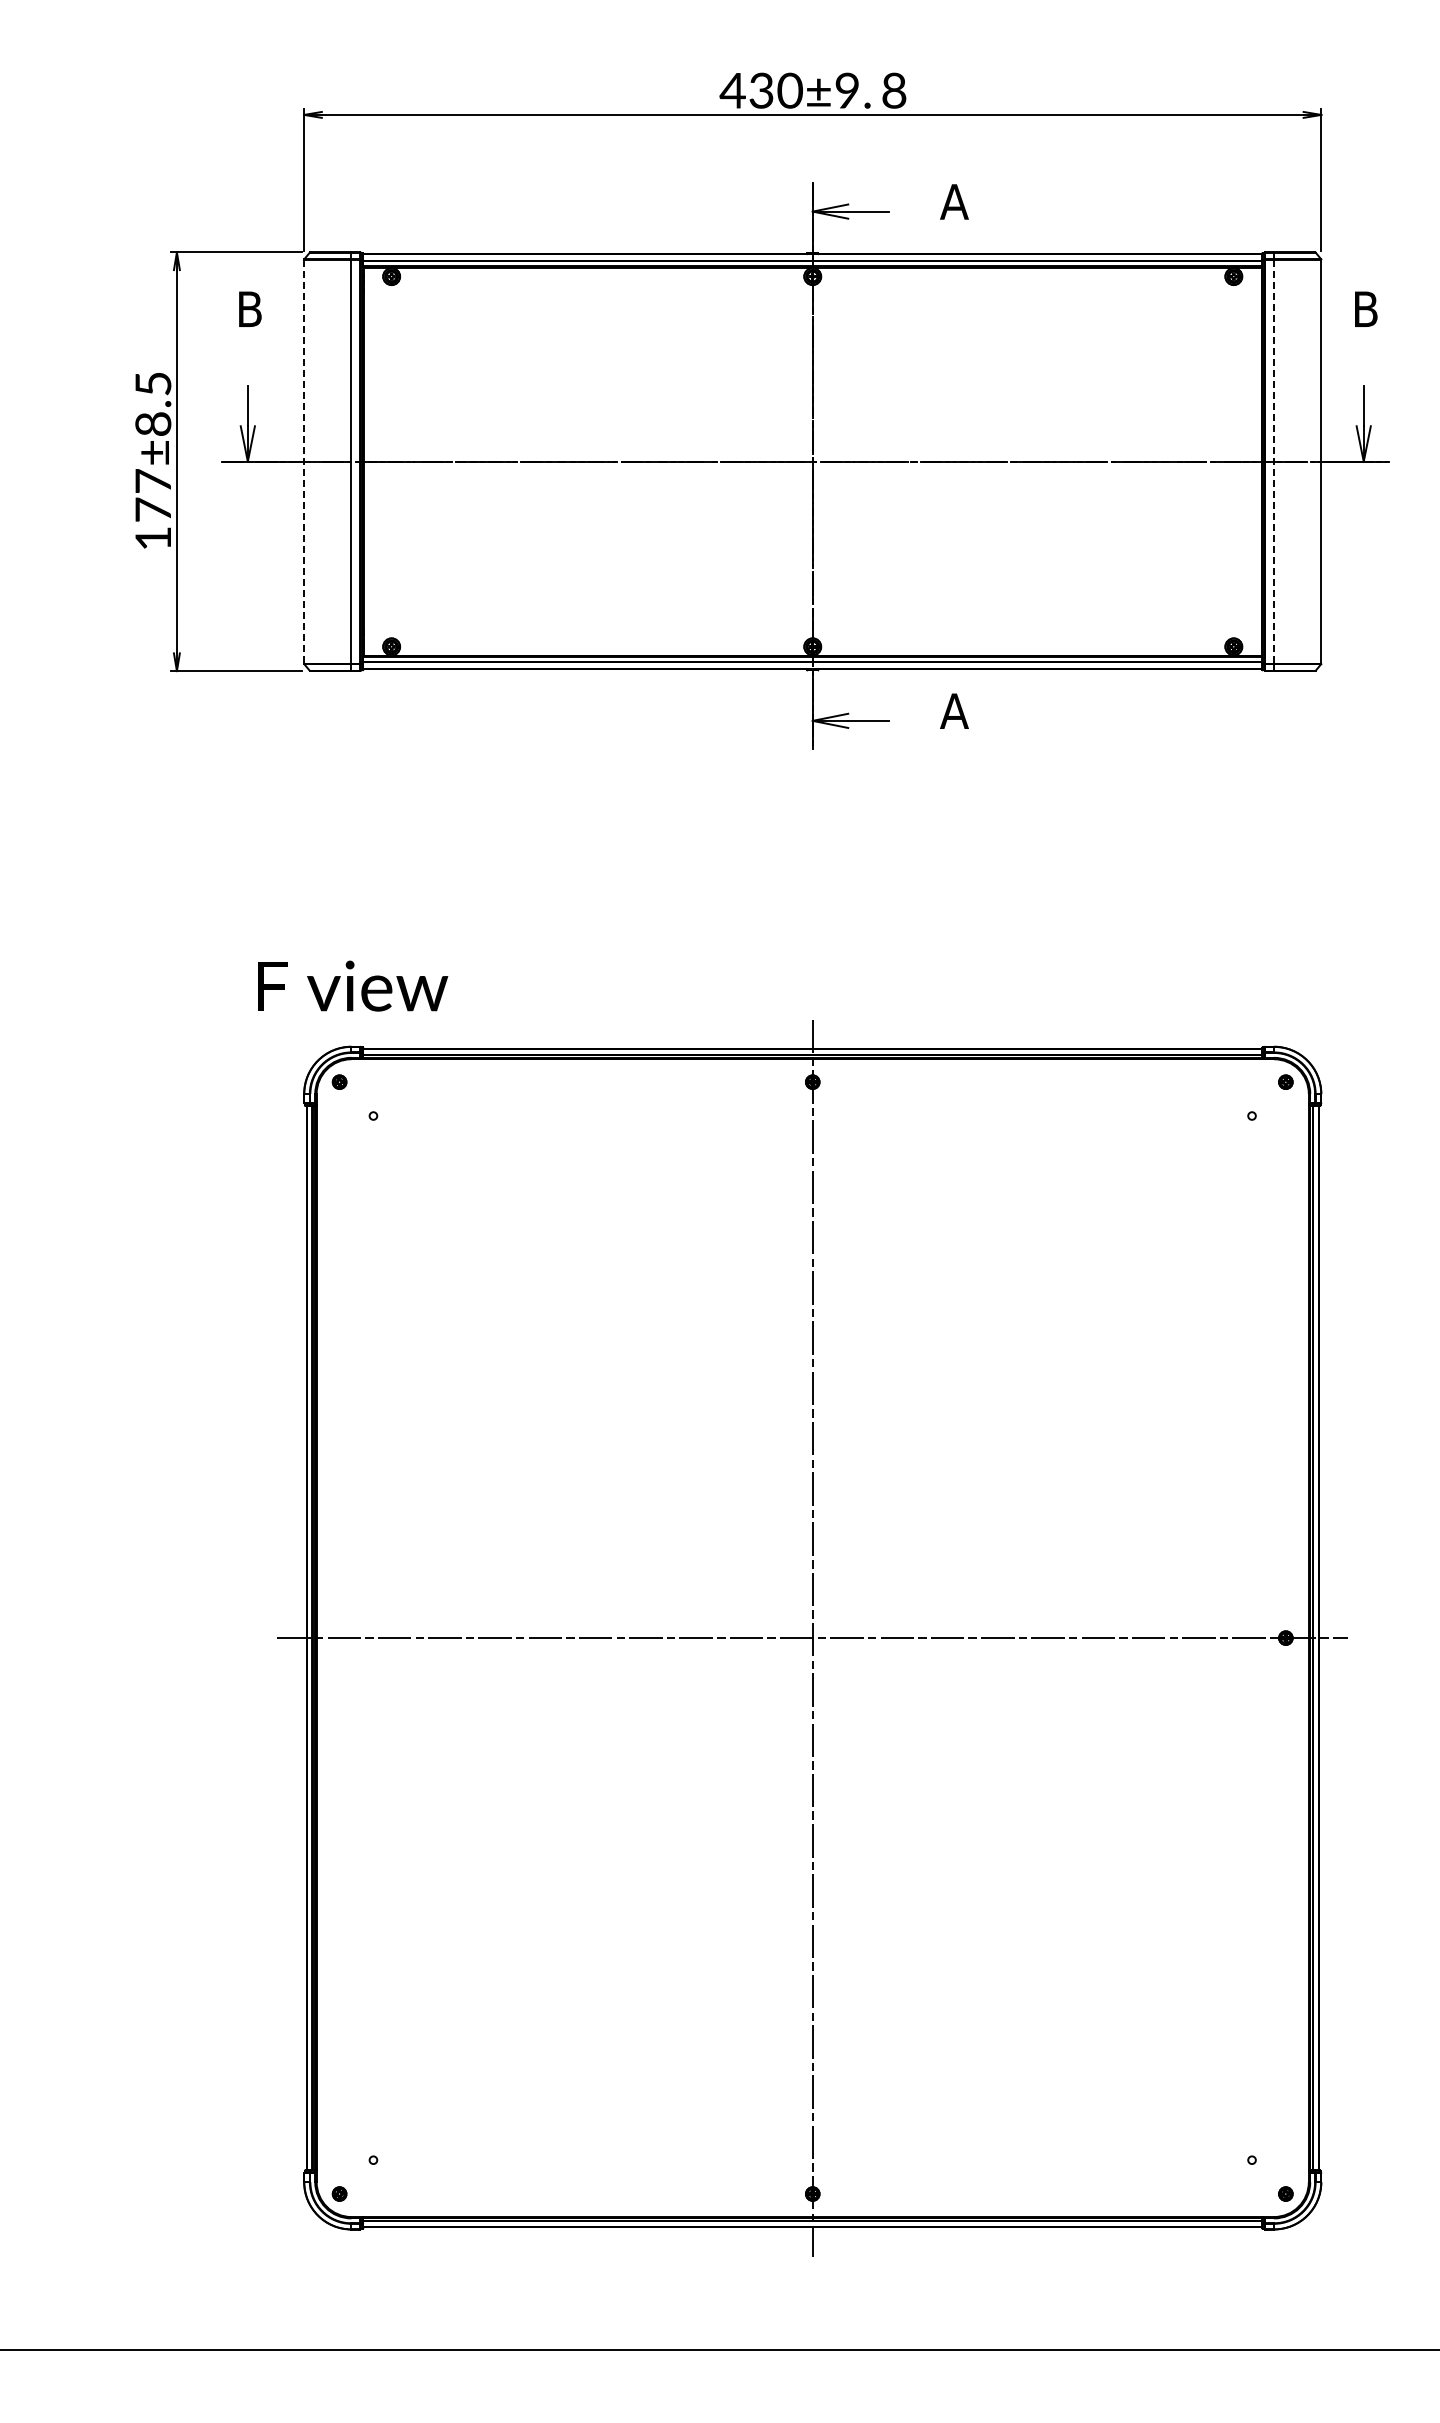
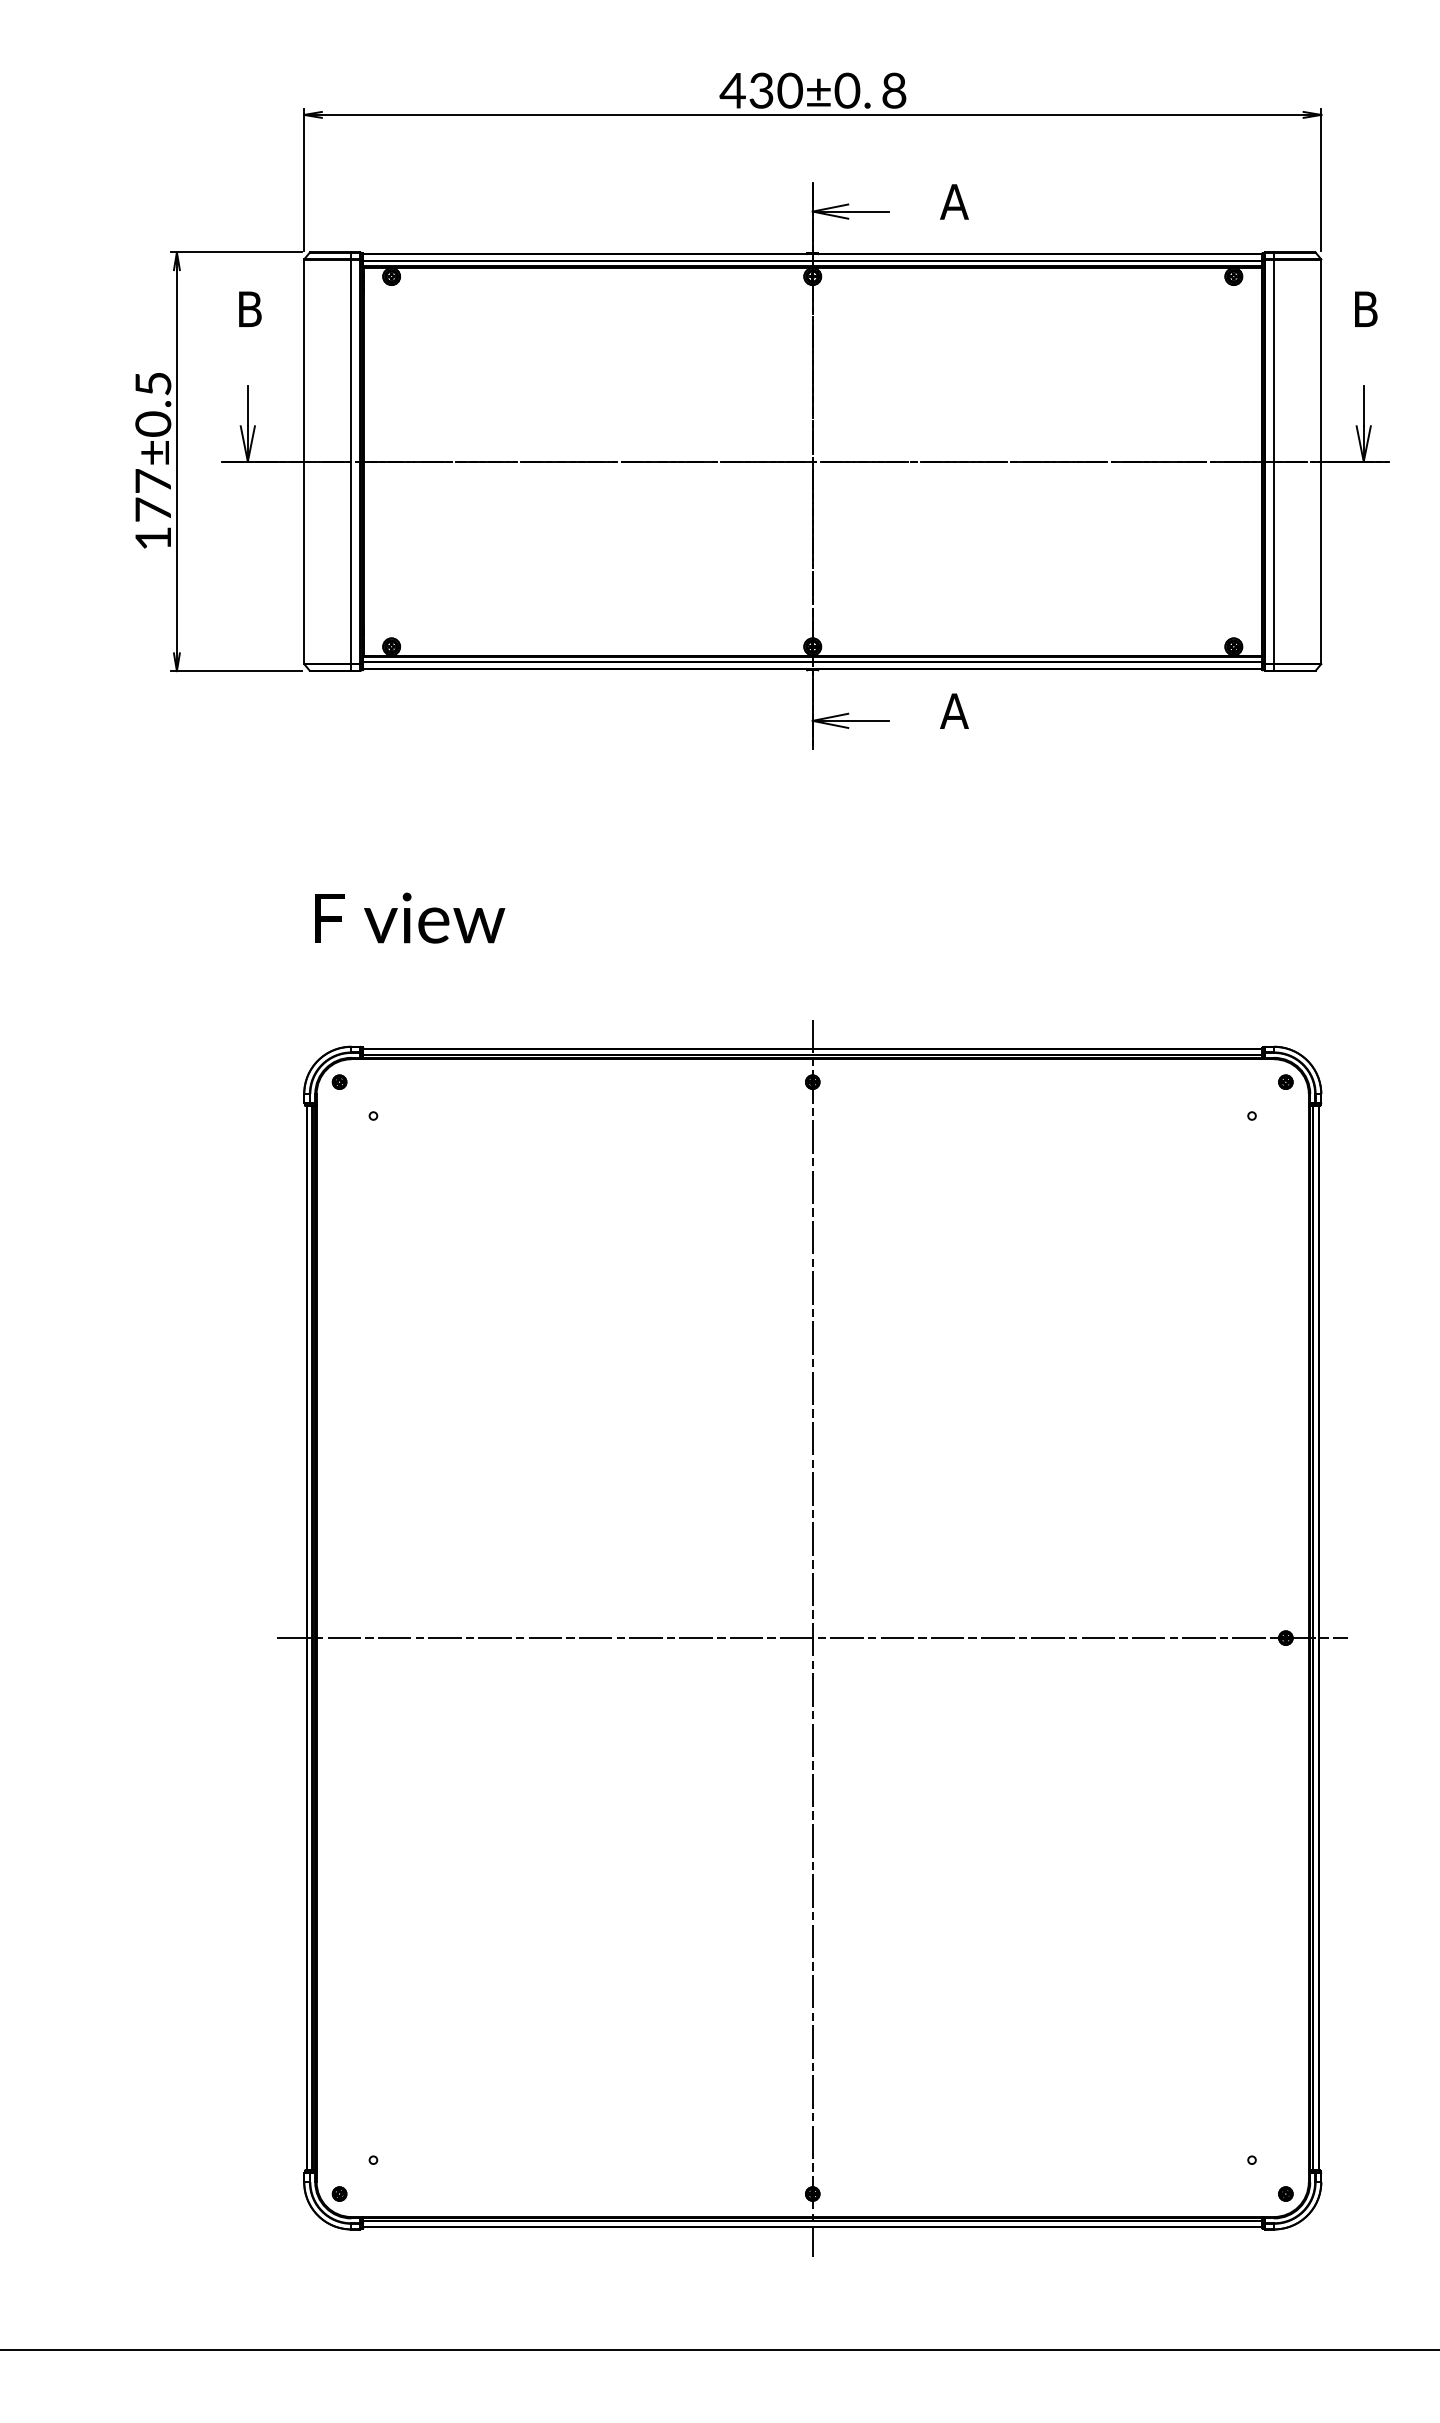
text: 430±9. -> 430±0. (847, 91)
text: 177±8.5 -> 177±0.5 (153, 423)
line: dashed -> solid (304, 462)
line: dashed -> solid (1274, 462)
text position: (353, 985) -> (410, 917) (410, 917)
